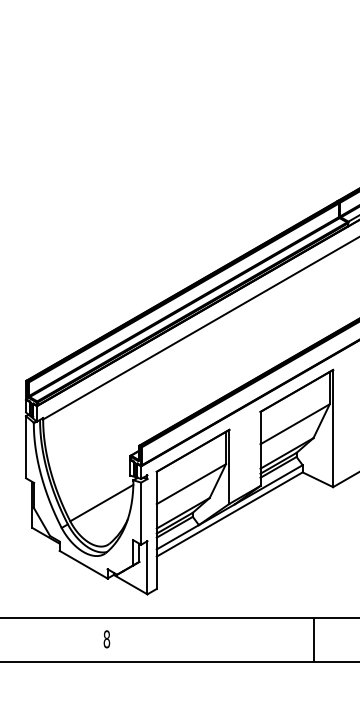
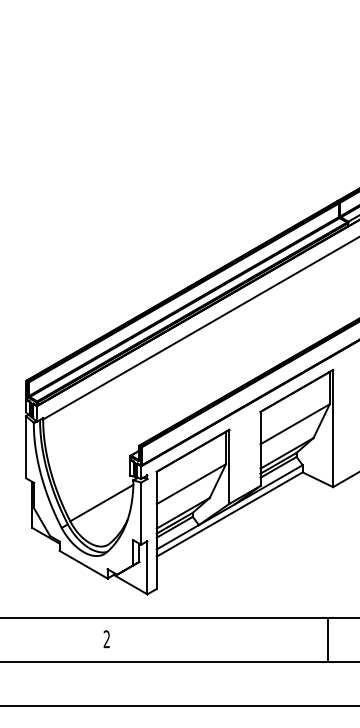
text: 8 -> 2 (106, 639)
line position: (313, 640) -> (327, 640) (327, 640)
line: none -> present (179, 706)
